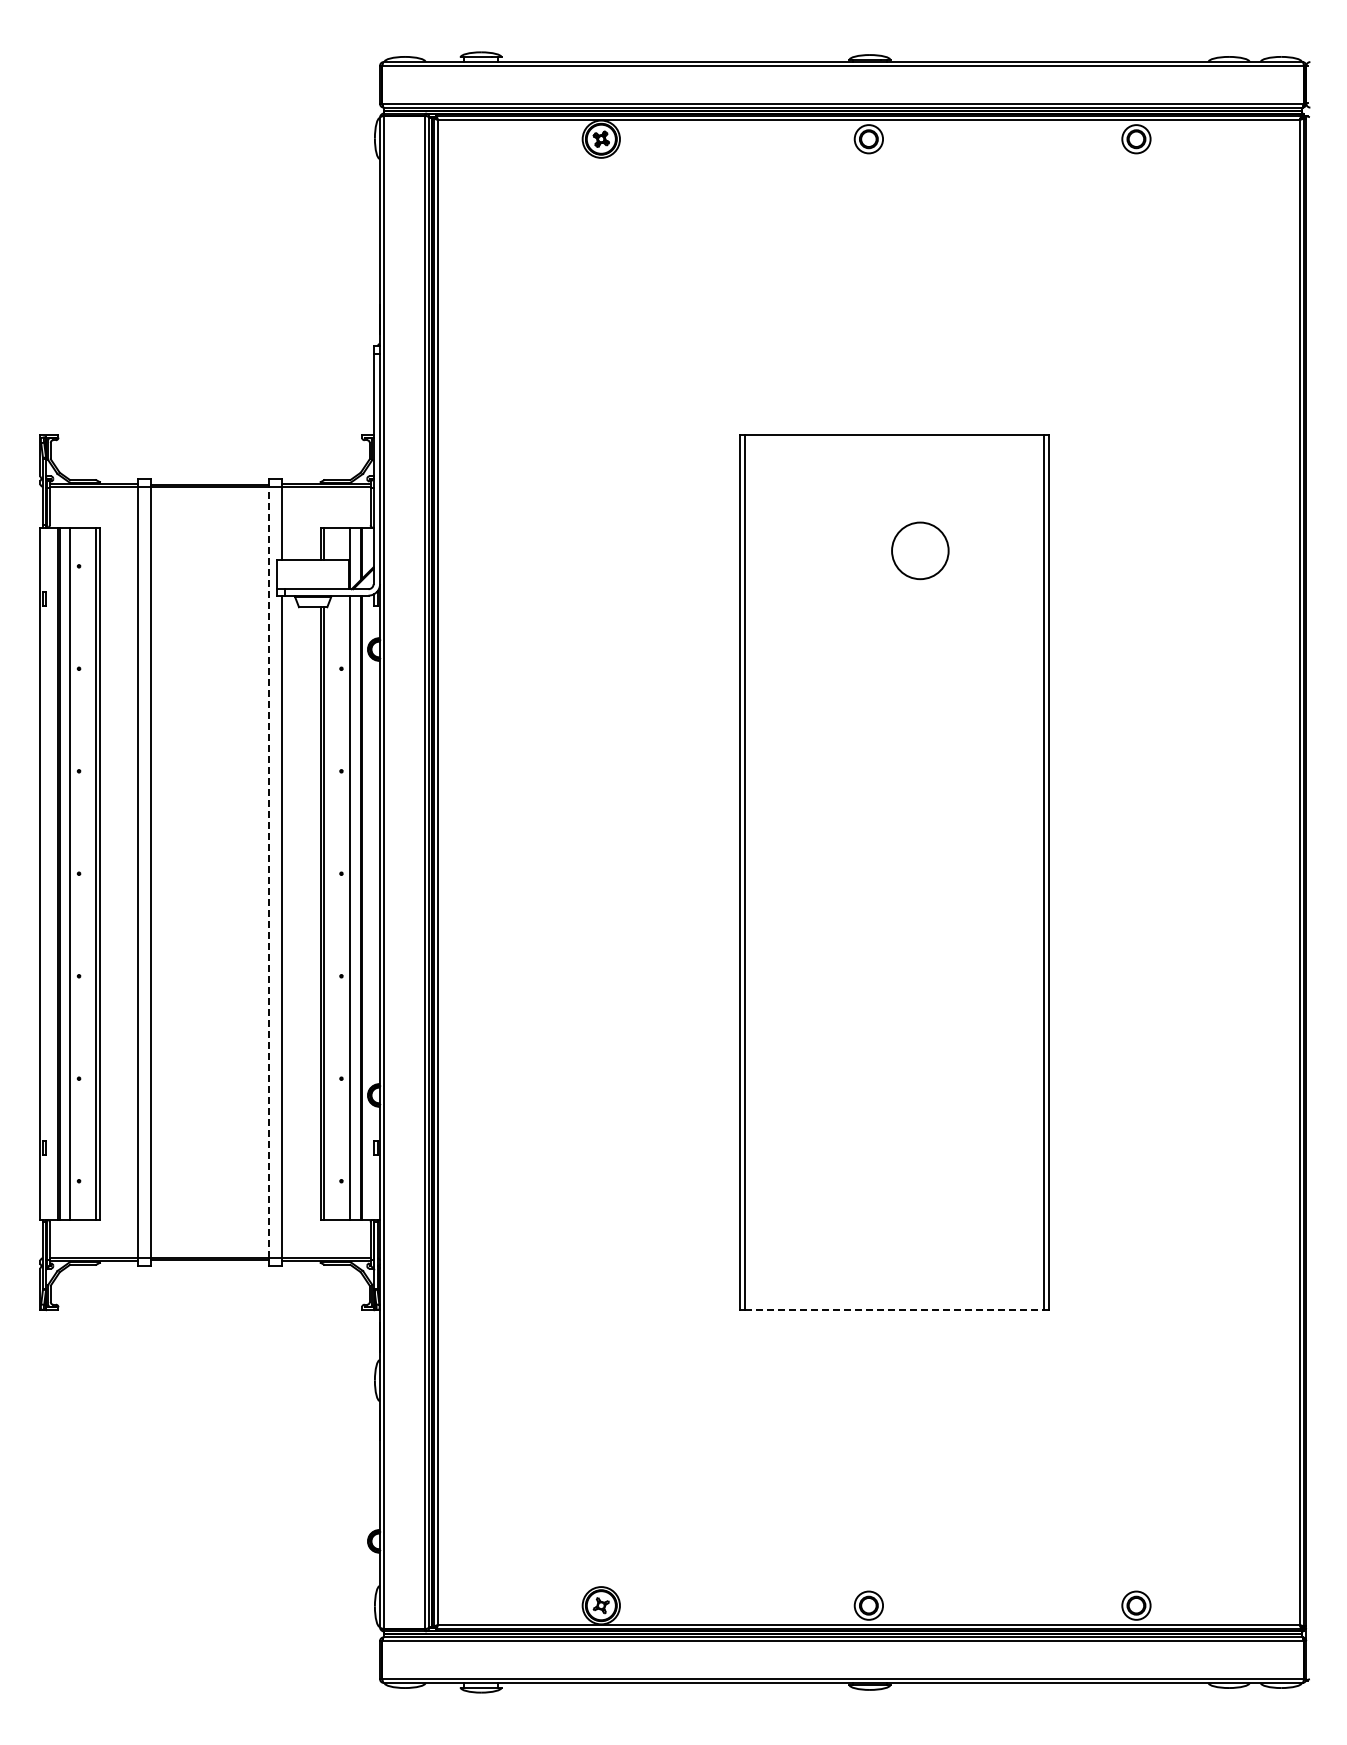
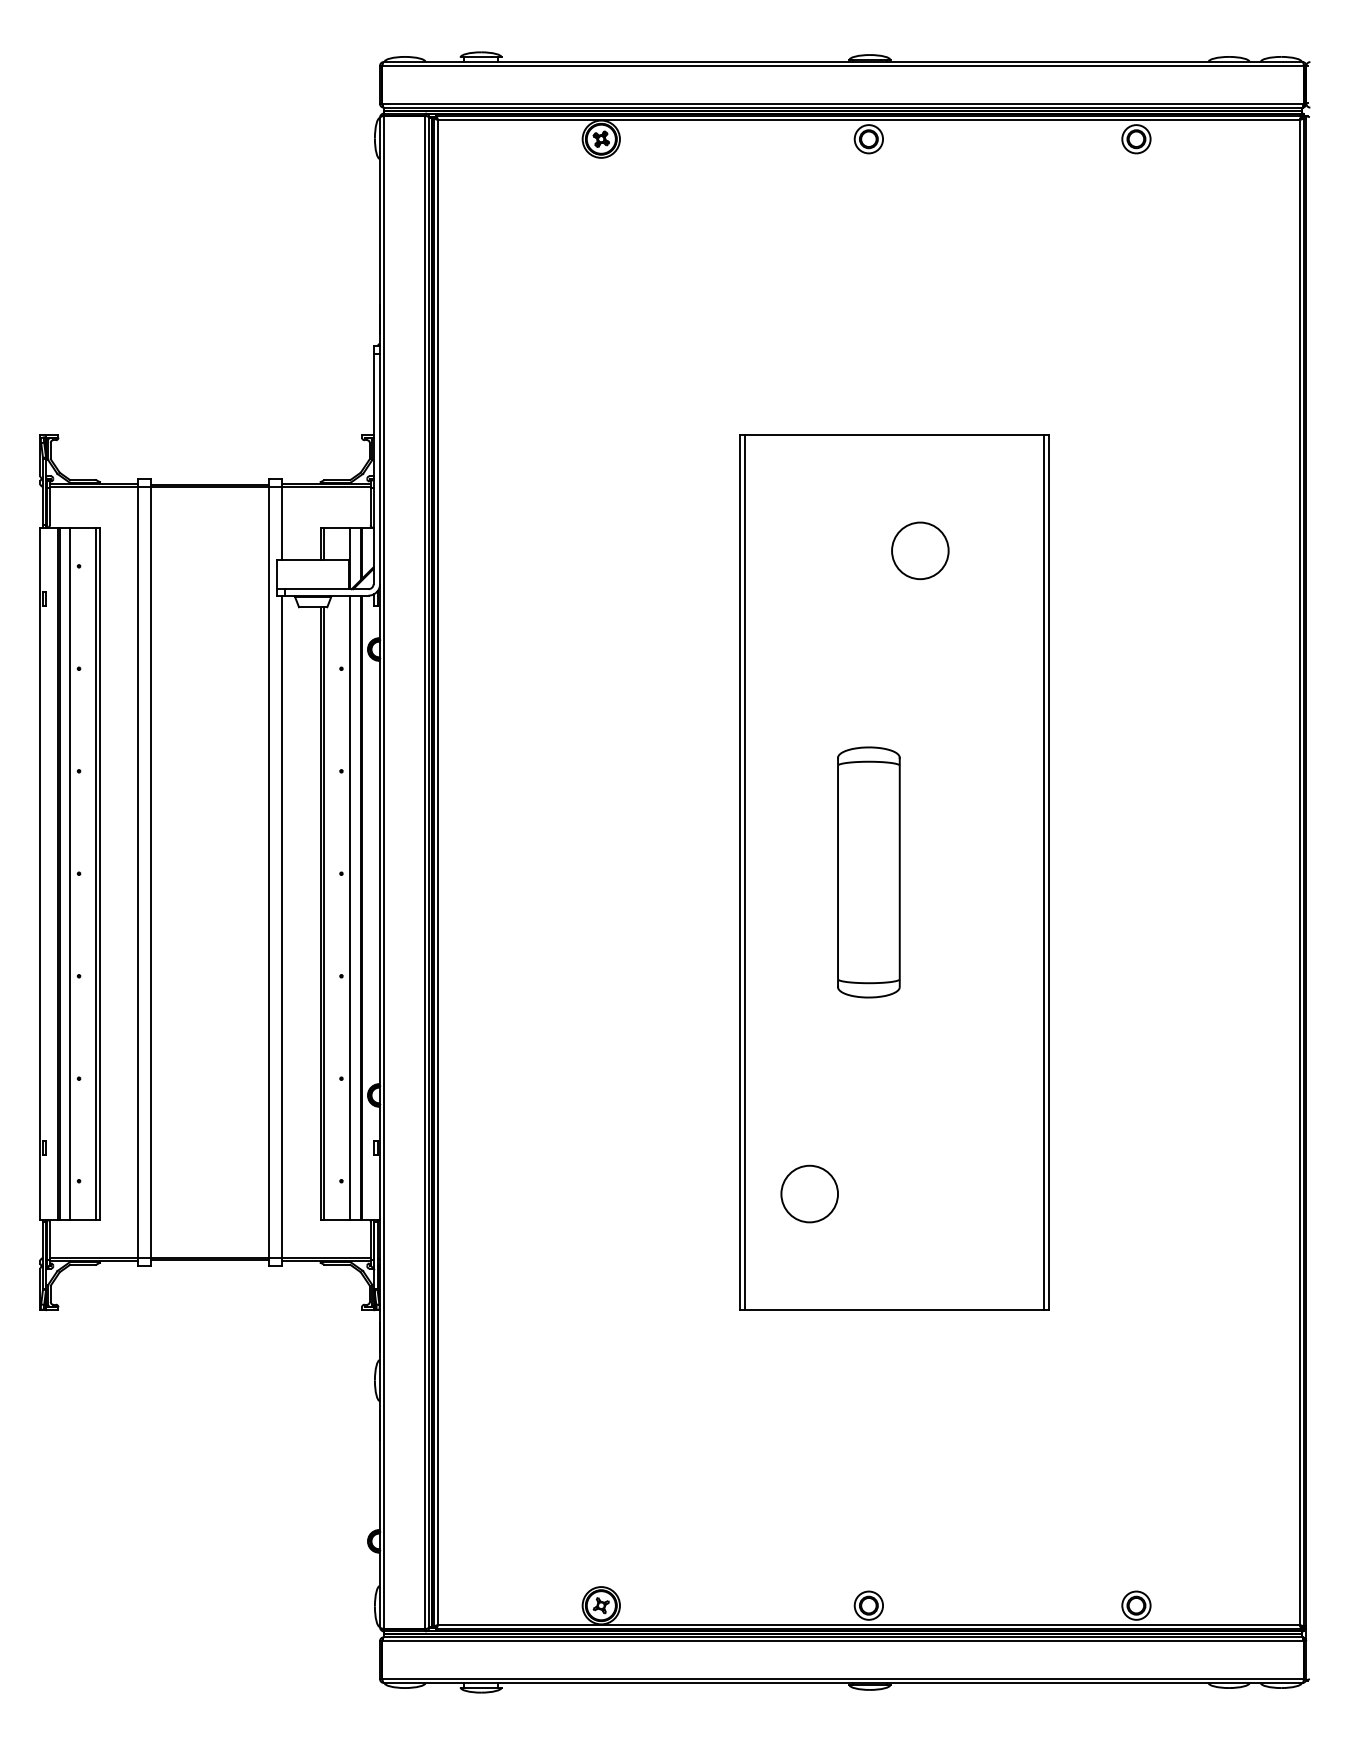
line: dashed -> solid (269, 872)
part: none -> present (868, 872)
circle: none -> present (809, 1193)
line: dashed -> solid (895, 1309)
